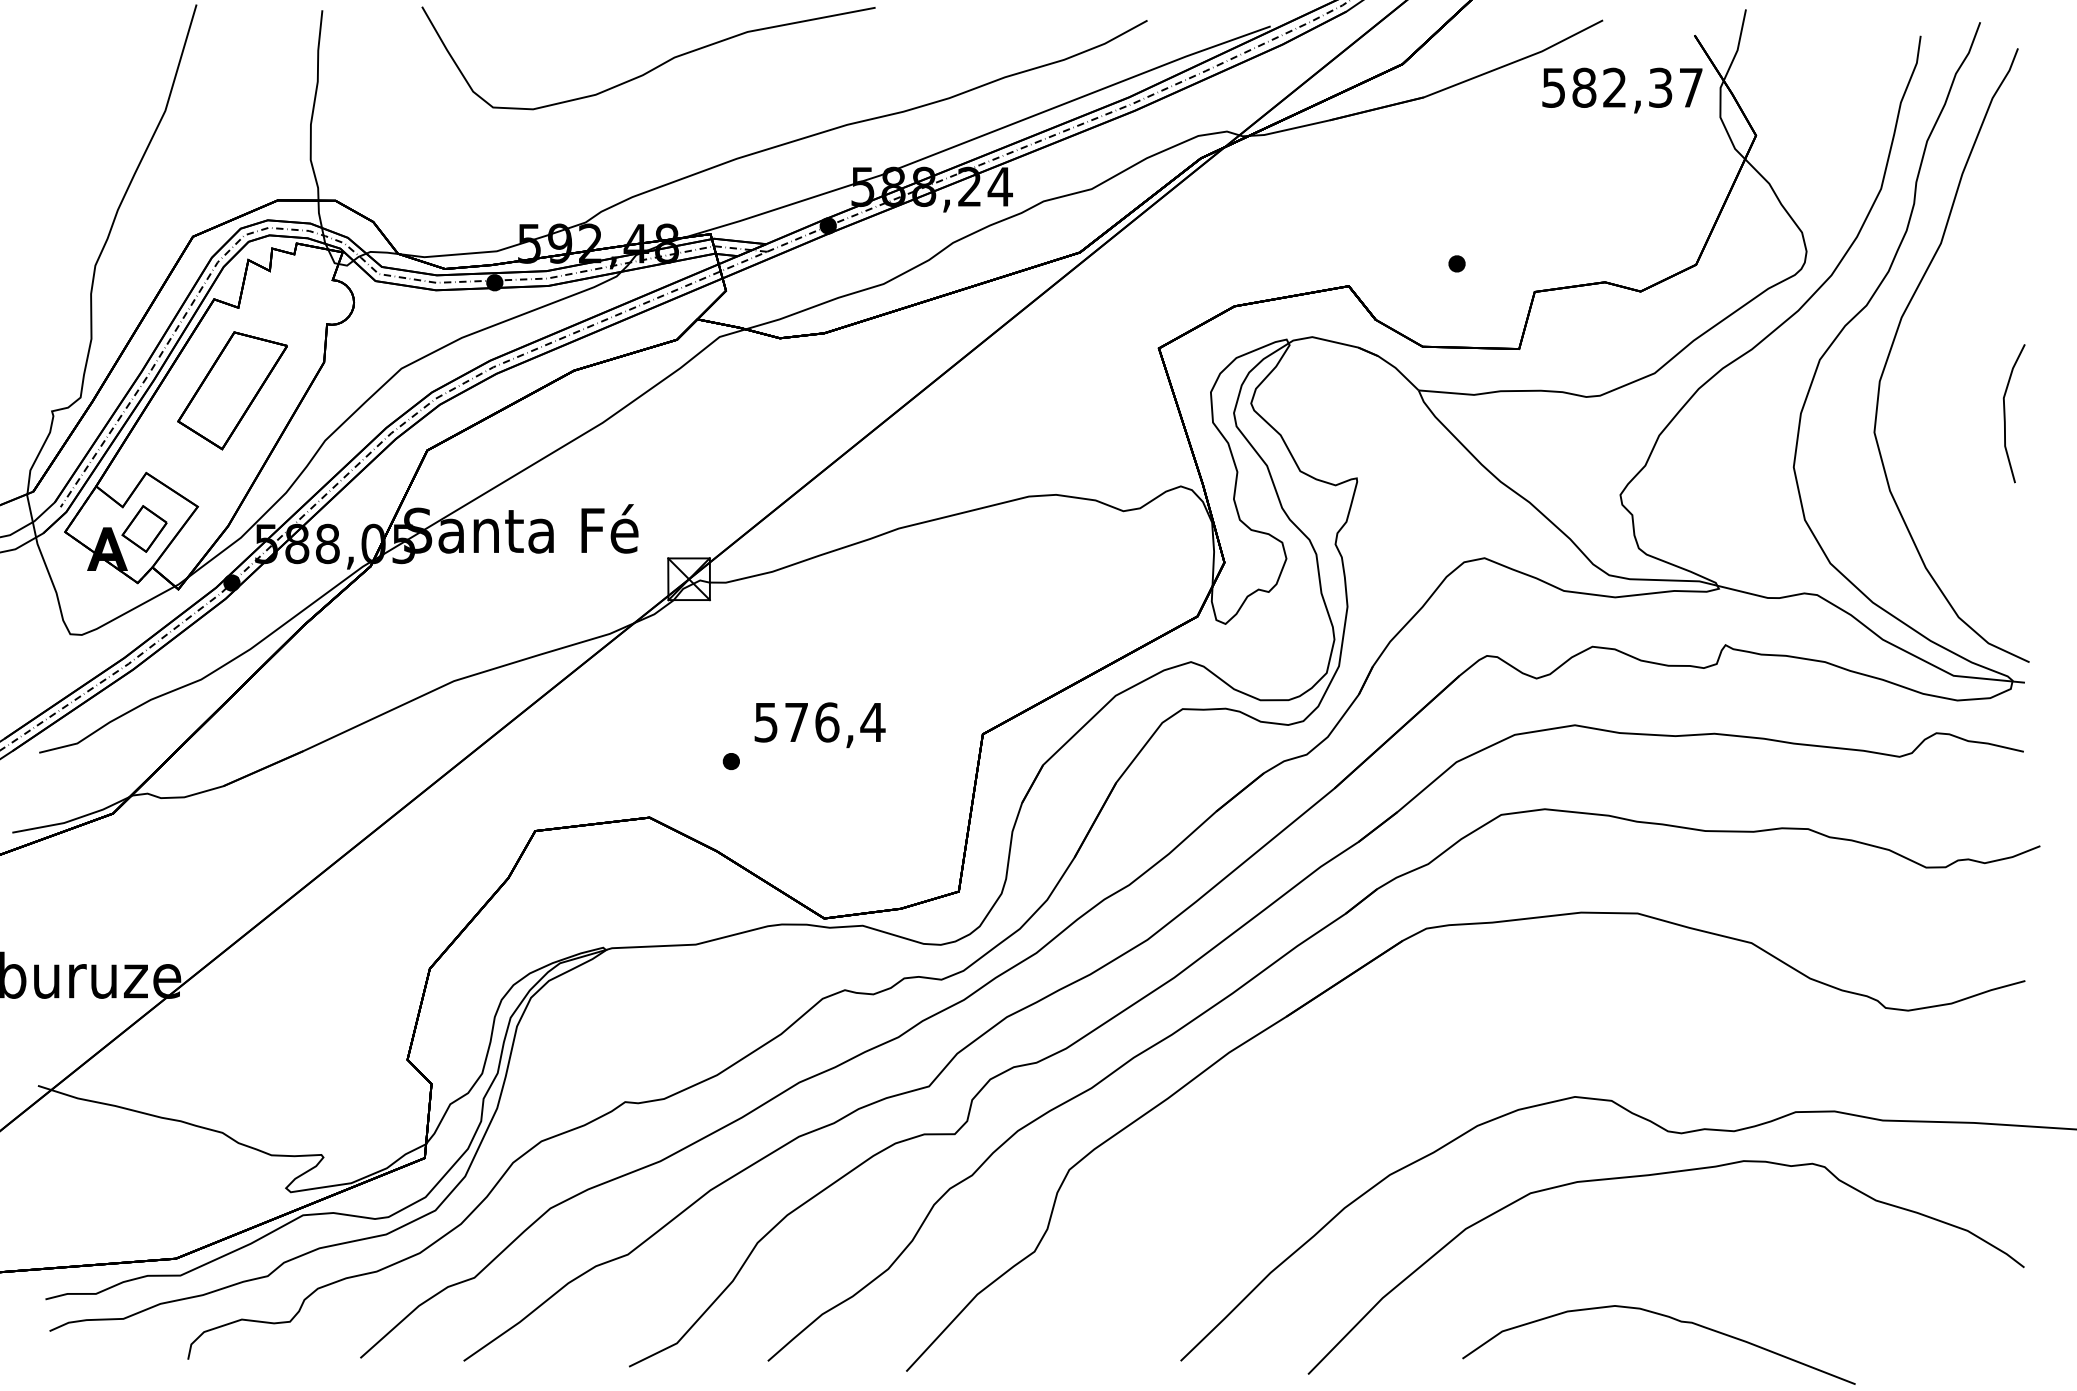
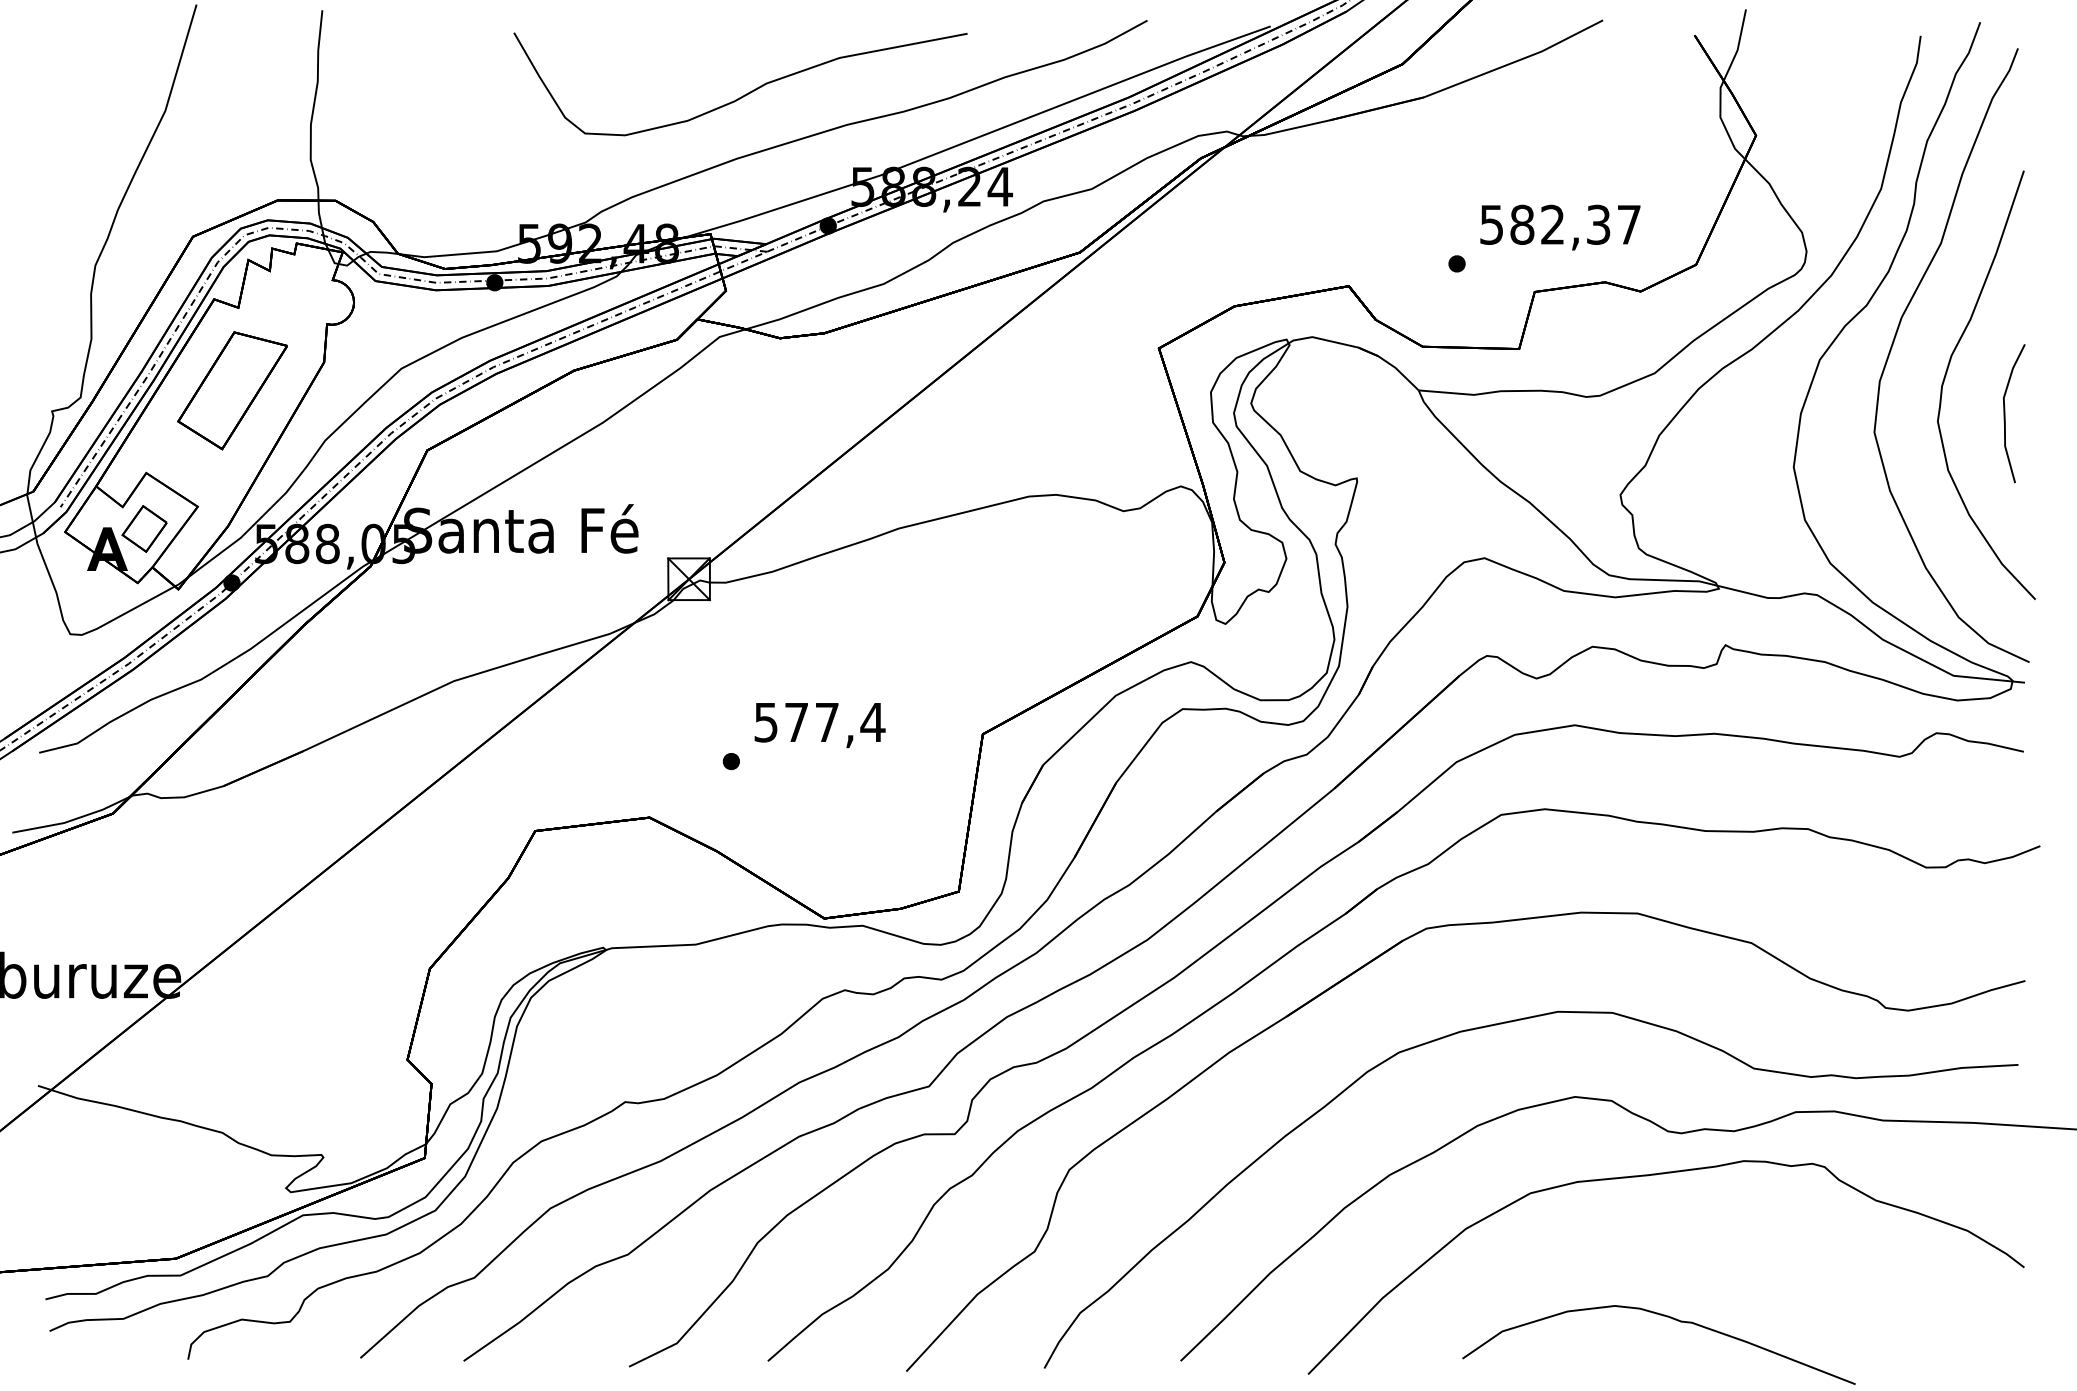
curve position: (652, 68) -> (744, 94) (744, 94)
text position: (1622, 90) -> (1560, 227) (1560, 227)
curve: none -> present (1947, 372)
text: 576,4 -> 577,4 (827, 722)
curve: none -> present (1497, 1025)
